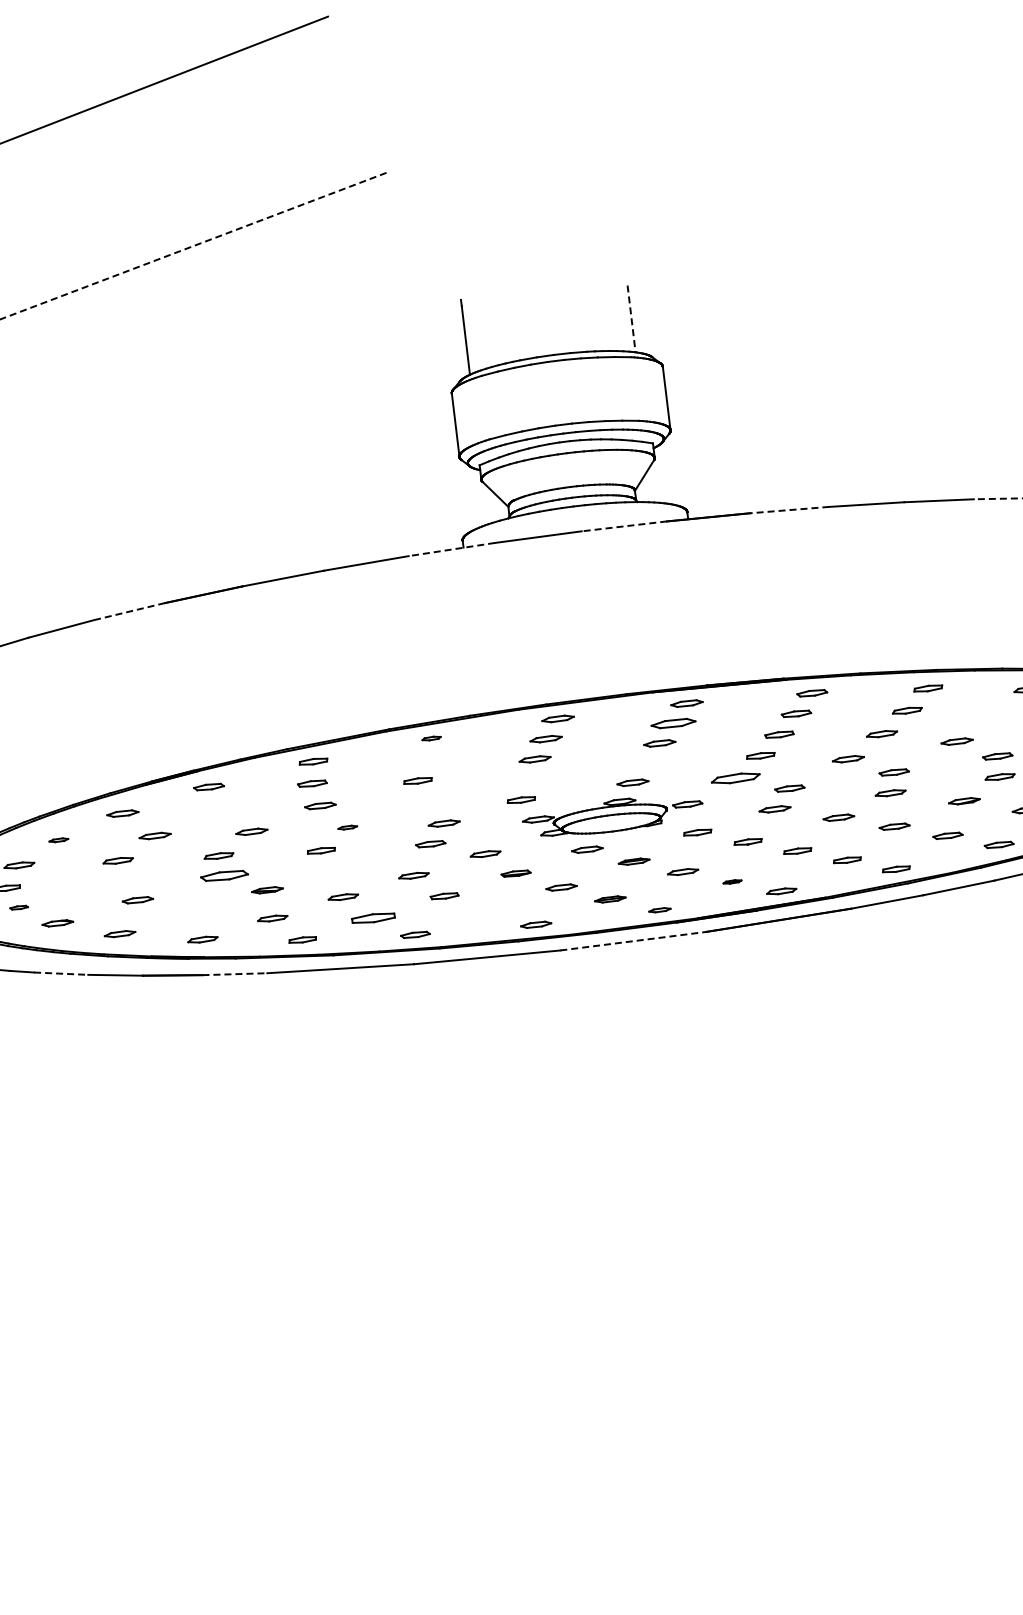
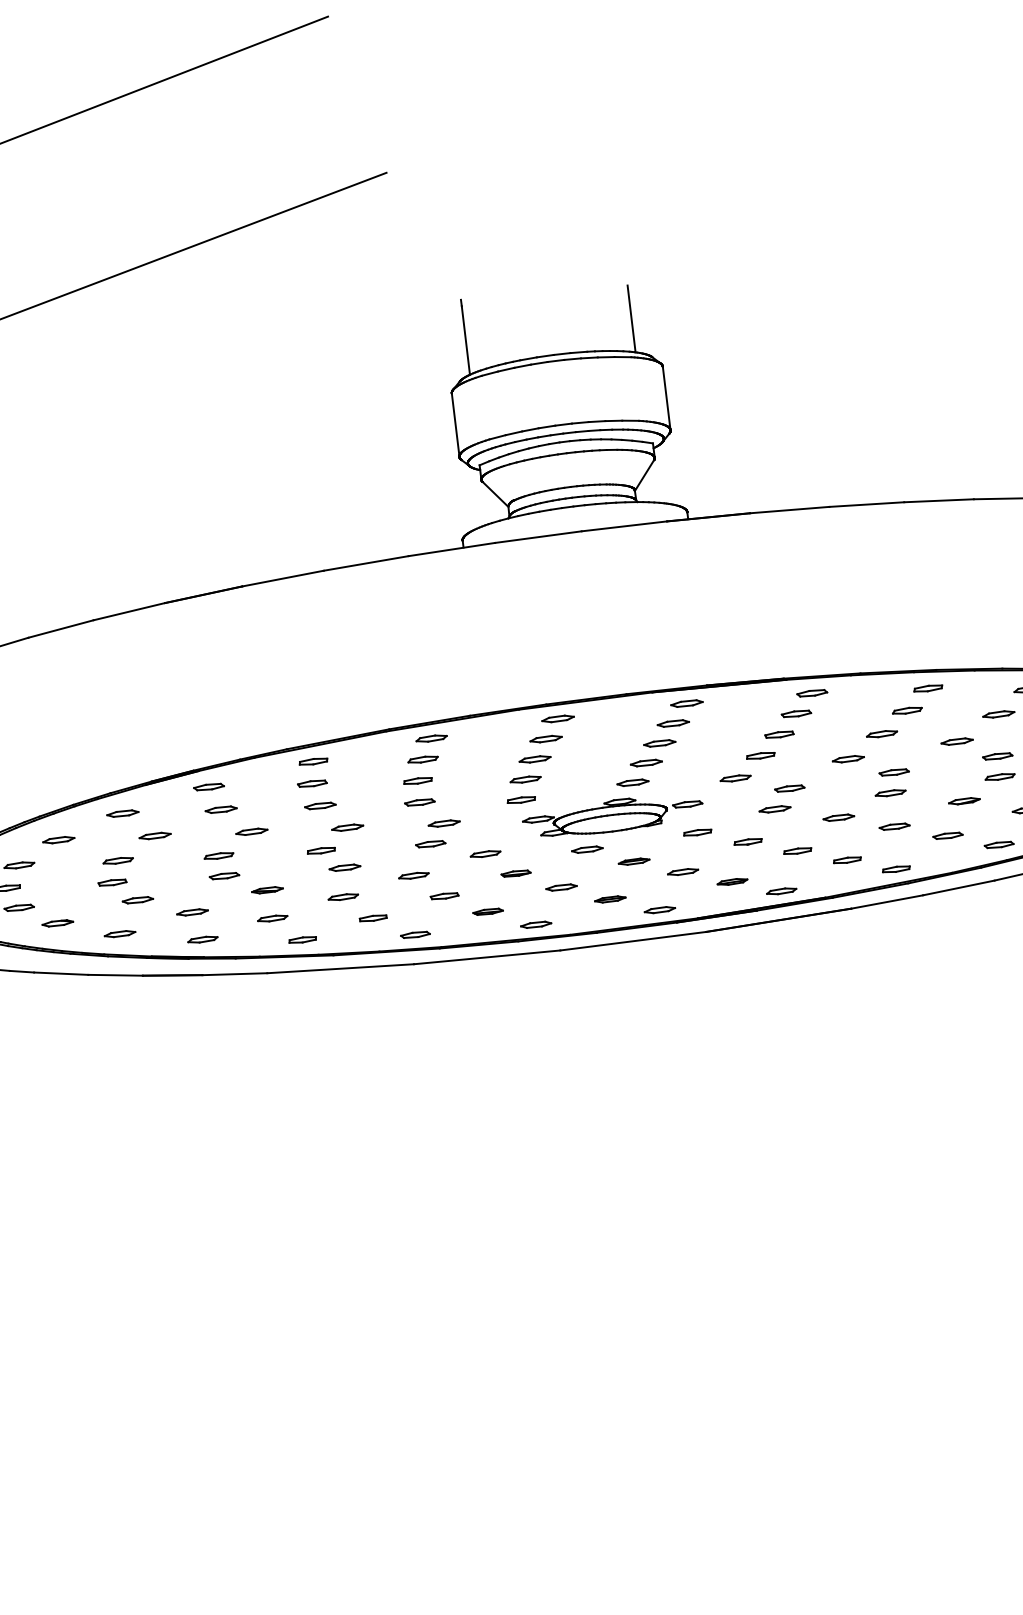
line: dashed -> solid (193, 246)
line: dashed -> solid (631, 318)
line: dashed -> solid (997, 498)
line: dashed -> solid (789, 510)
line: dashed -> solid (623, 526)
line: dashed -> solid (451, 549)
line: dashed -> solid (129, 611)
part: none -> present (998, 714)
part size: 47x13 px -> 34x9 px (672, 723)
part size: 21x7 px -> 33x9 px (431, 738)
part: none -> present (422, 759)
part: none -> present (645, 762)
part size: 51x13 px -> 33x9 px (735, 778)
part: none -> present (525, 779)
part: none -> present (419, 802)
part: none -> present (220, 809)
part size: 22x7 px -> 34x9 px (347, 827)
part size: 22x7 px -> 34x9 px (58, 840)
part: none -> present (344, 867)
part size: 49x13 px -> 33x9 px (224, 876)
part size: 21x6 px -> 33x8 px (732, 881)
part: none -> present (112, 882)
part size: 20x7 px -> 32x9 px (18, 907)
part size: 24x7 px -> 34x9 px (659, 910)
part: none -> present (487, 911)
part: none -> present (192, 912)
part size: 45x12 px -> 30x9 px (372, 918)
line: dashed -> solid (633, 941)
line: dashed -> solid (61, 973)
line: dashed -> solid (235, 974)
